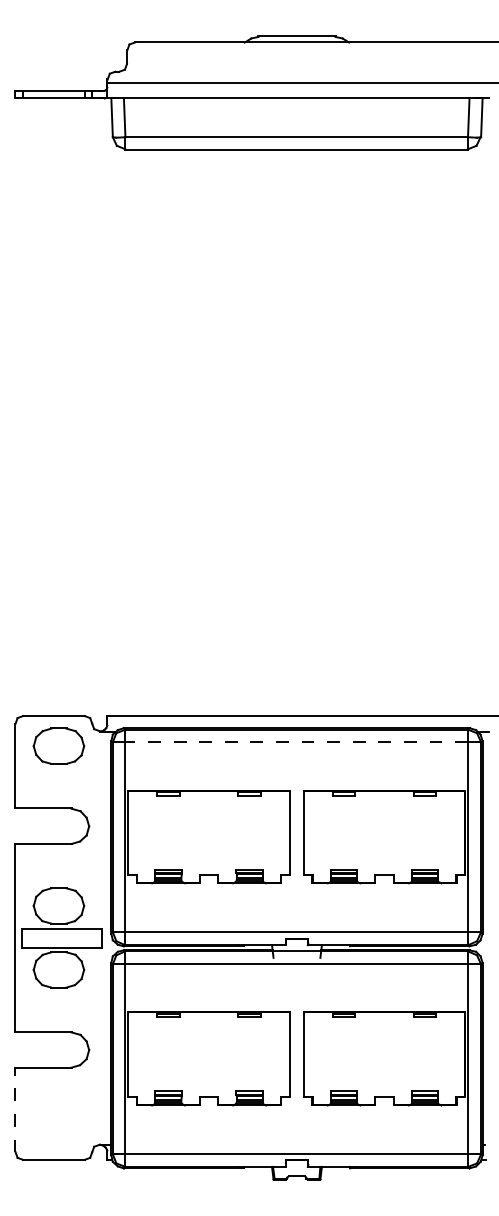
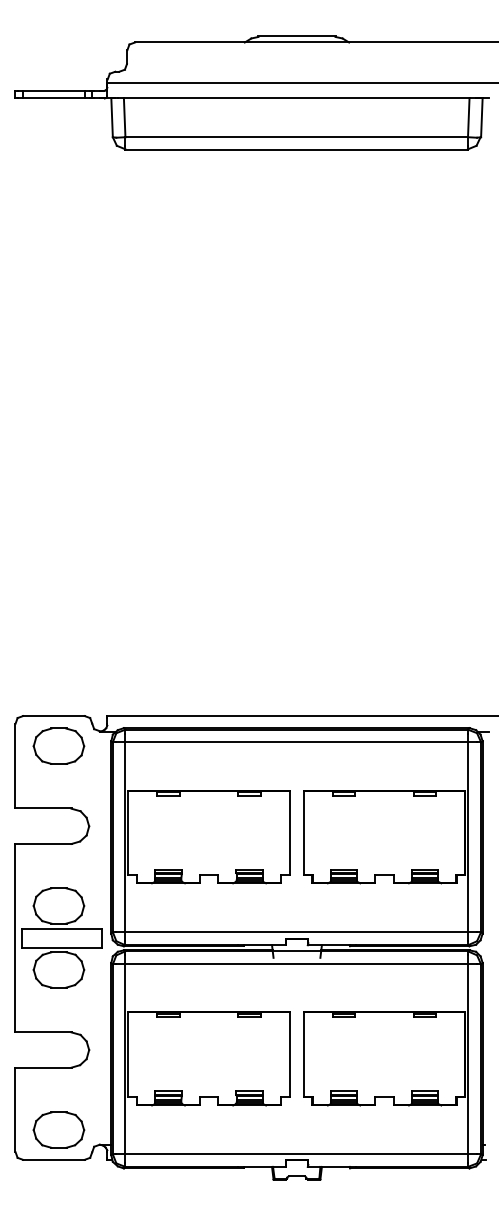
line: dashed -> solid (296, 742)
line: dashed -> solid (15, 1109)
part: none -> present (58, 1129)
